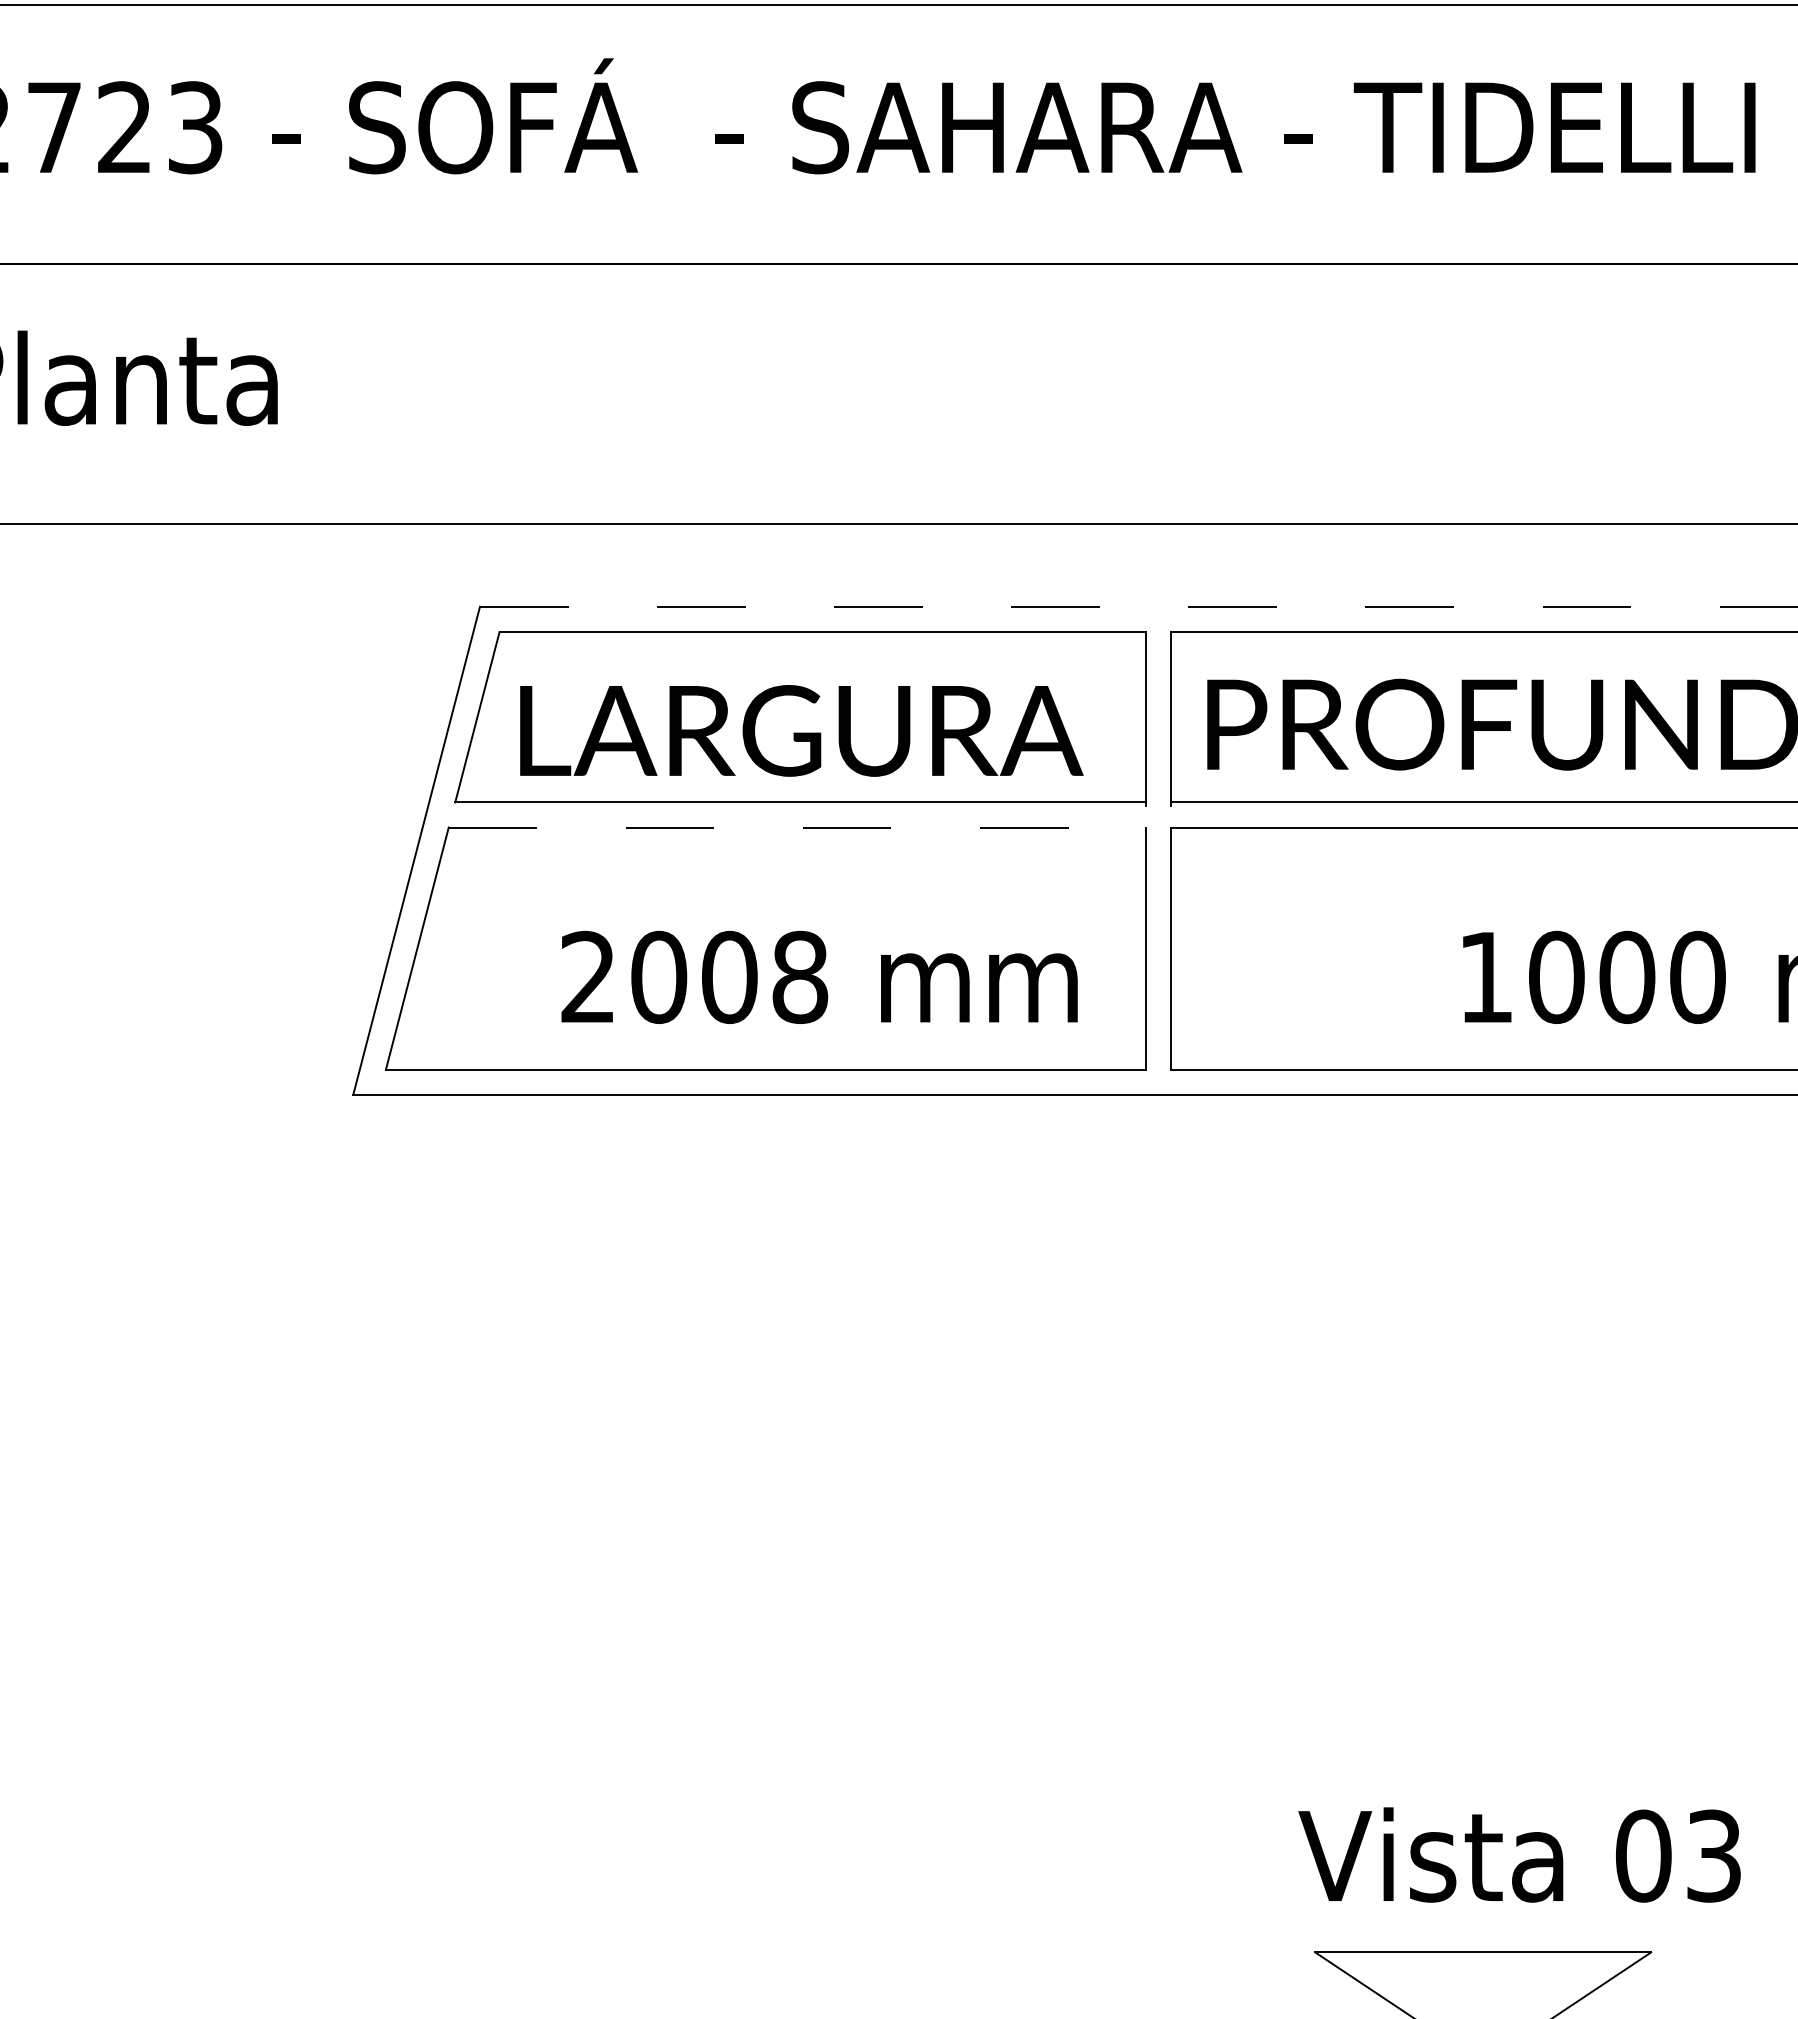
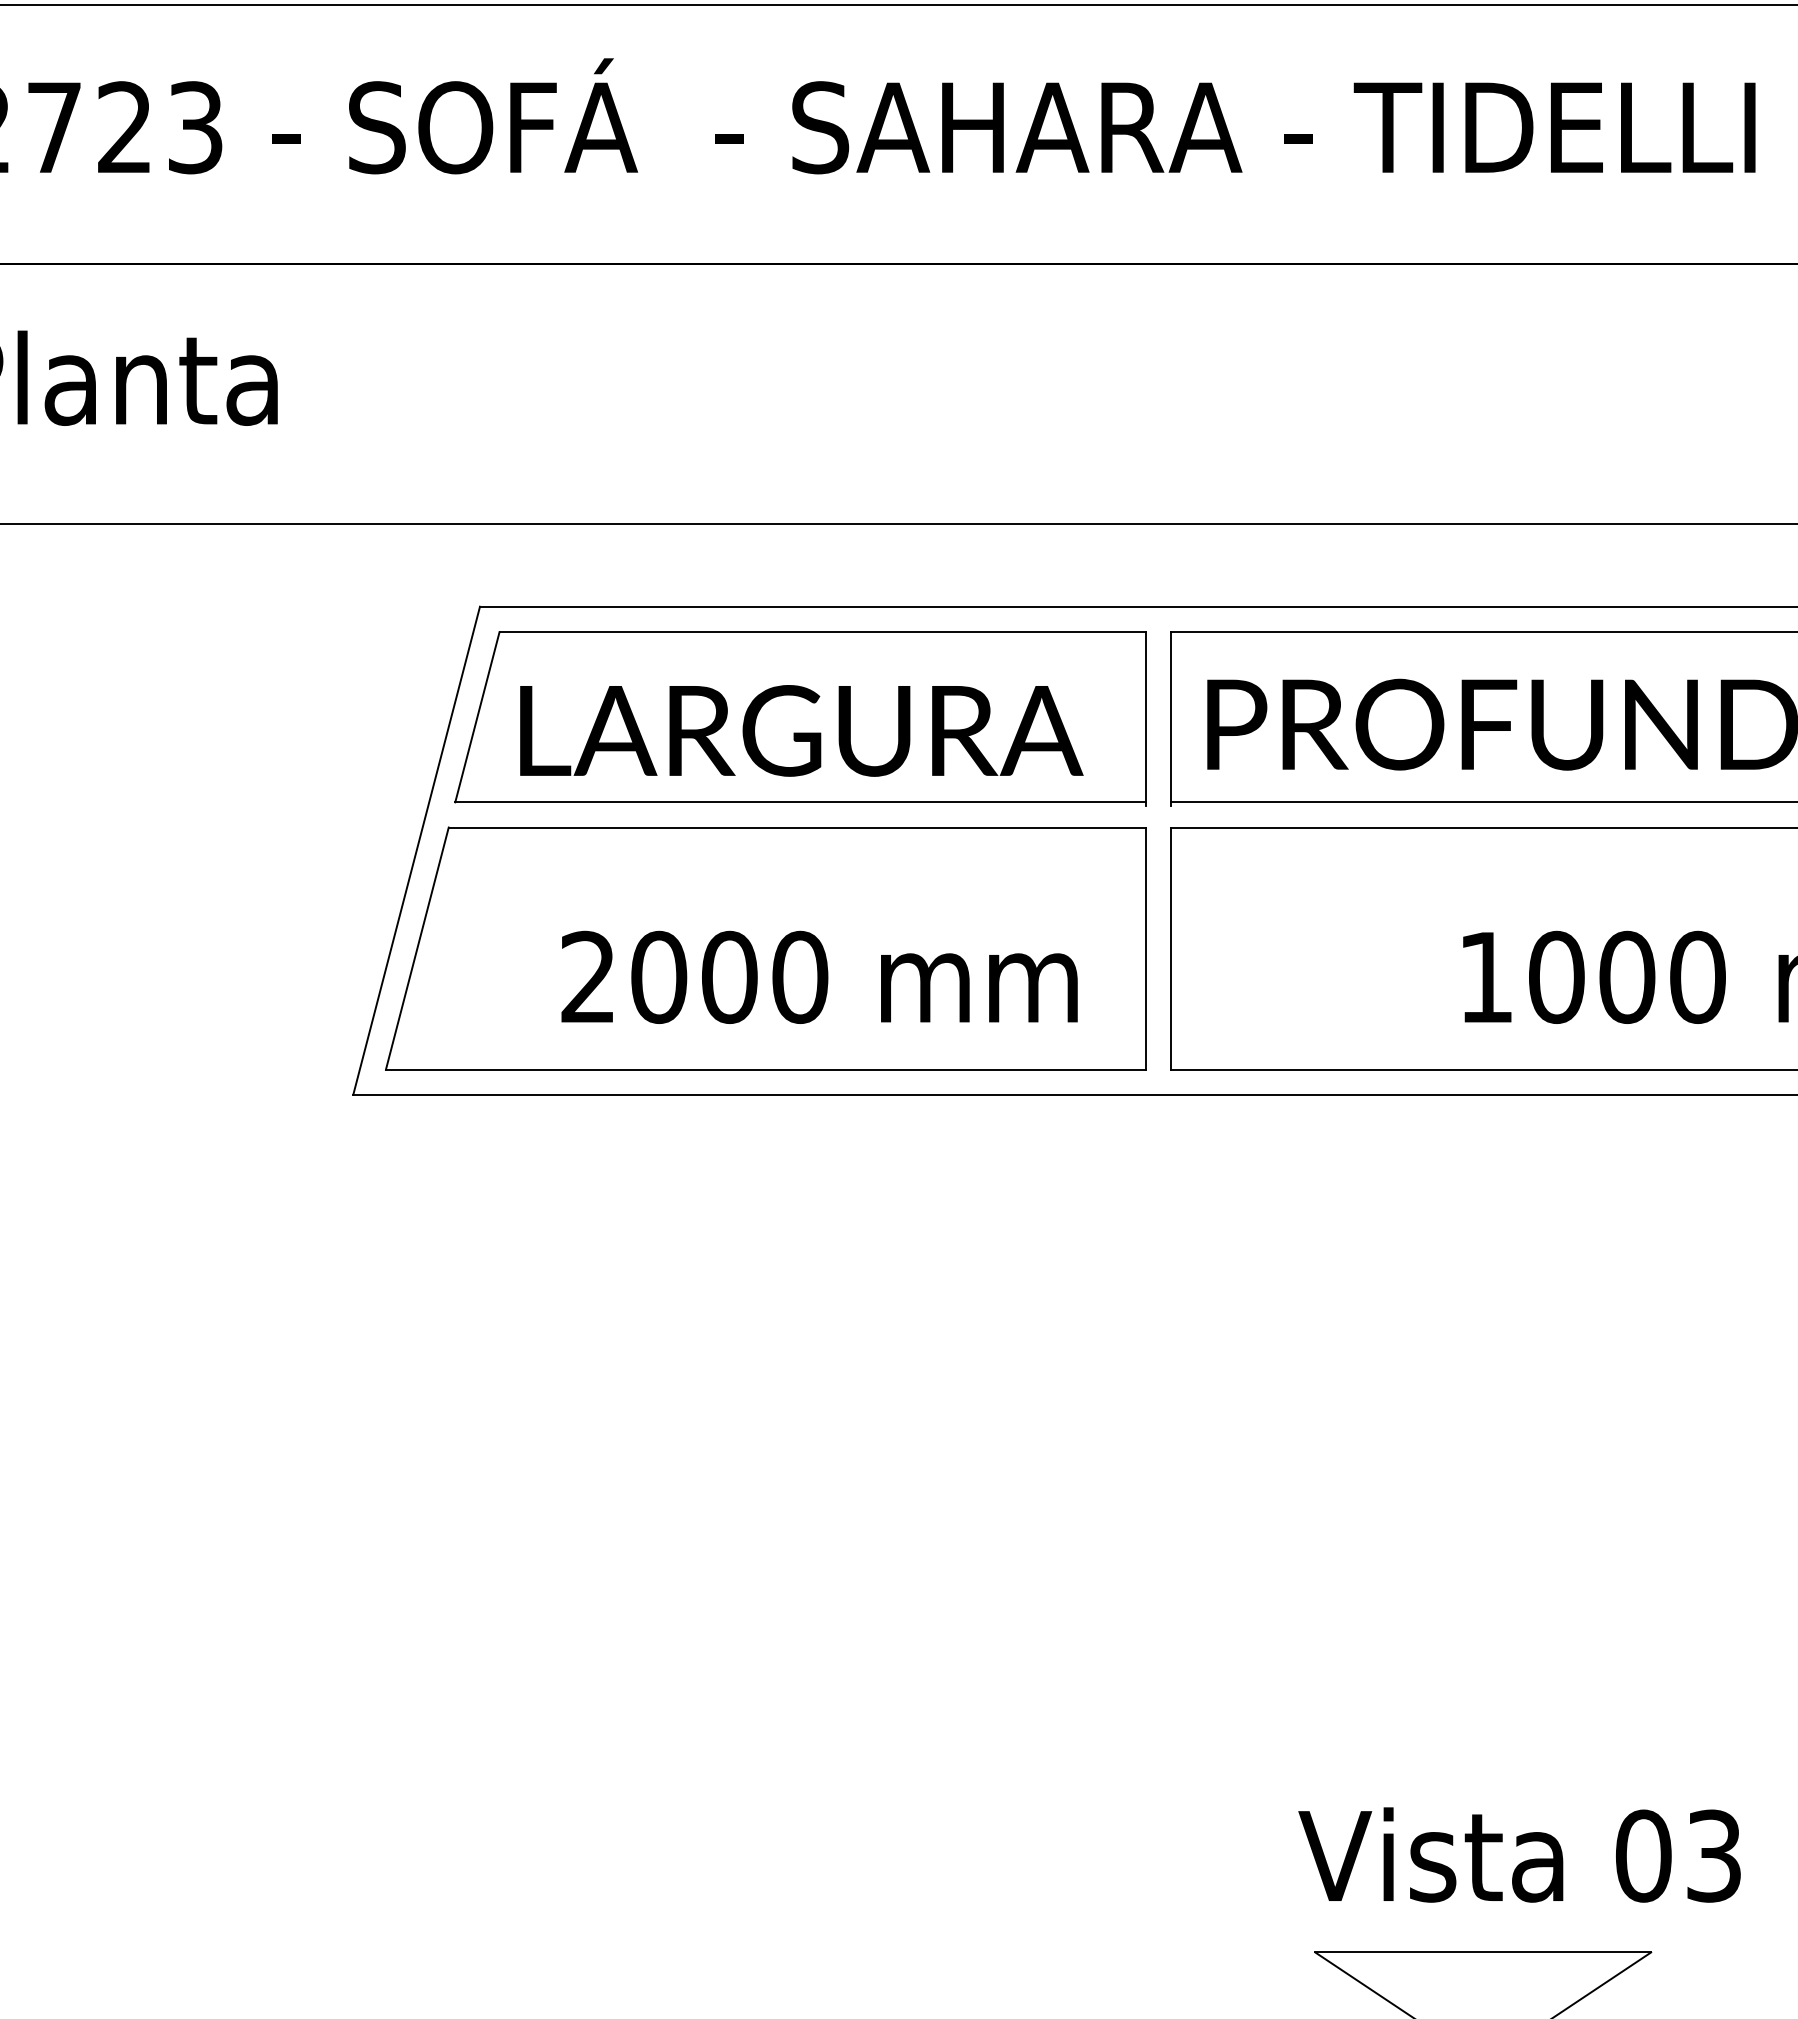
line: dashed -> solid (1138, 606)
line: dashed -> solid (797, 827)
text: 2008 -> 2000 (800, 977)
